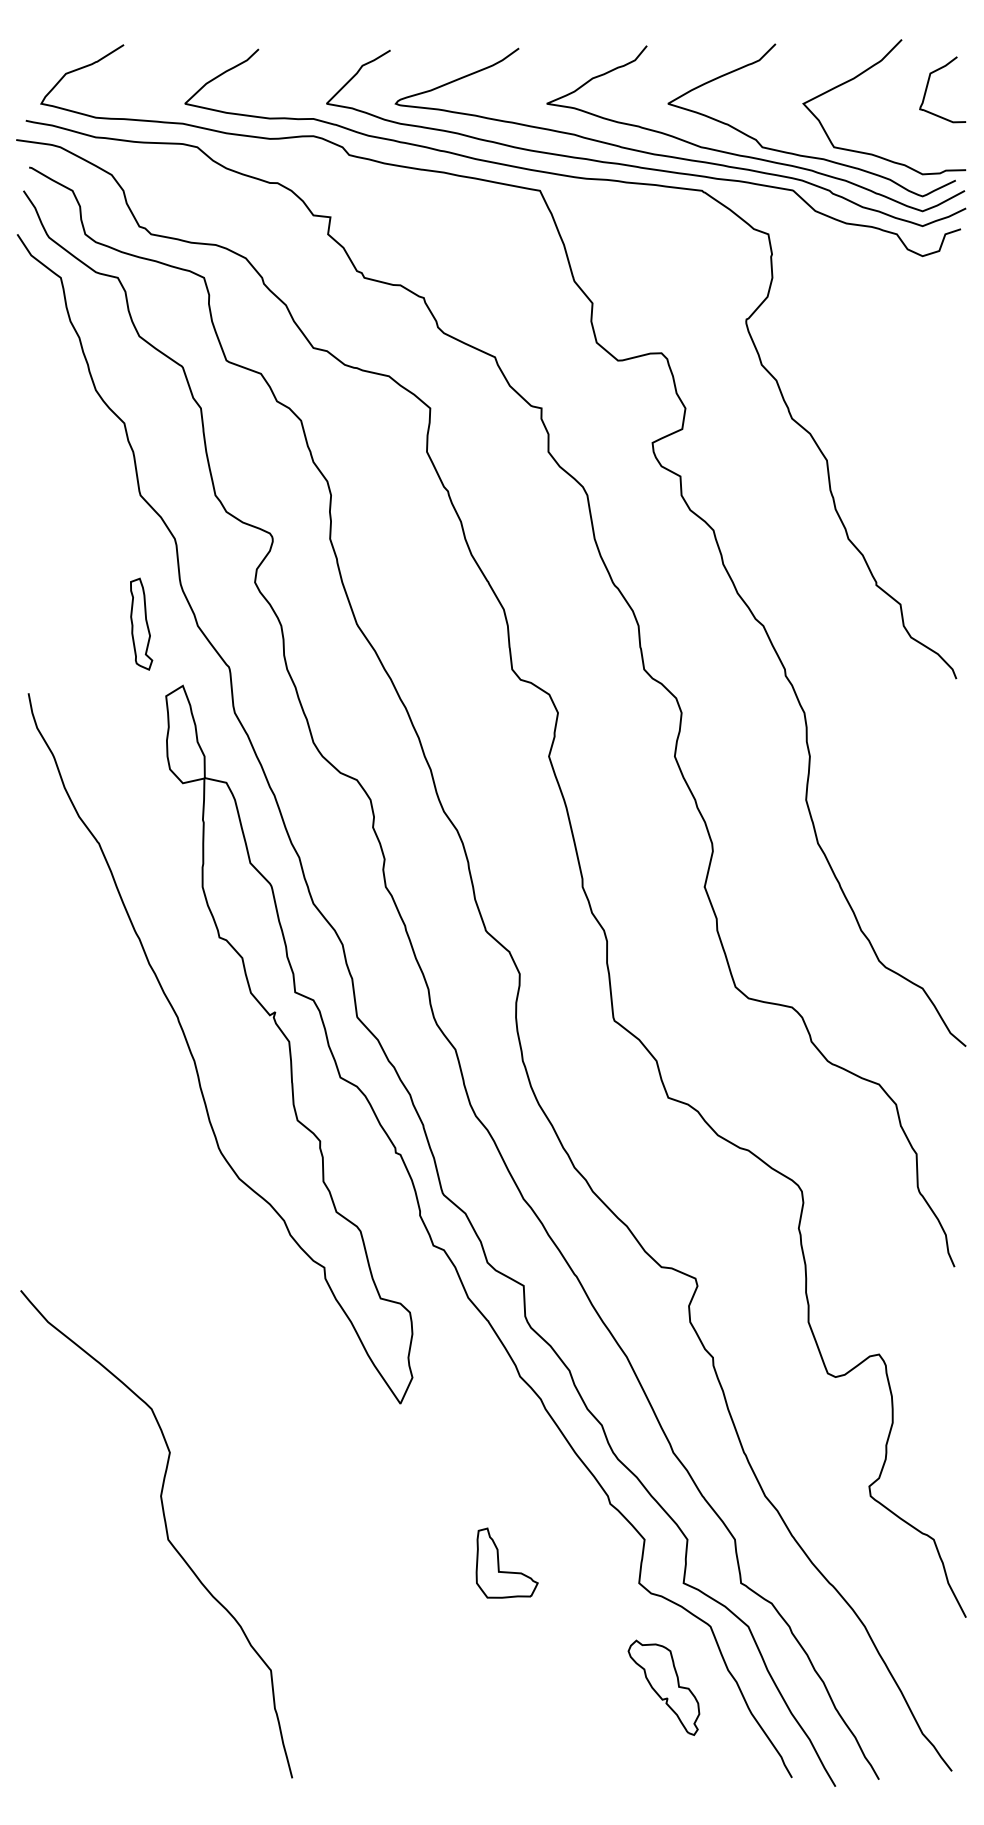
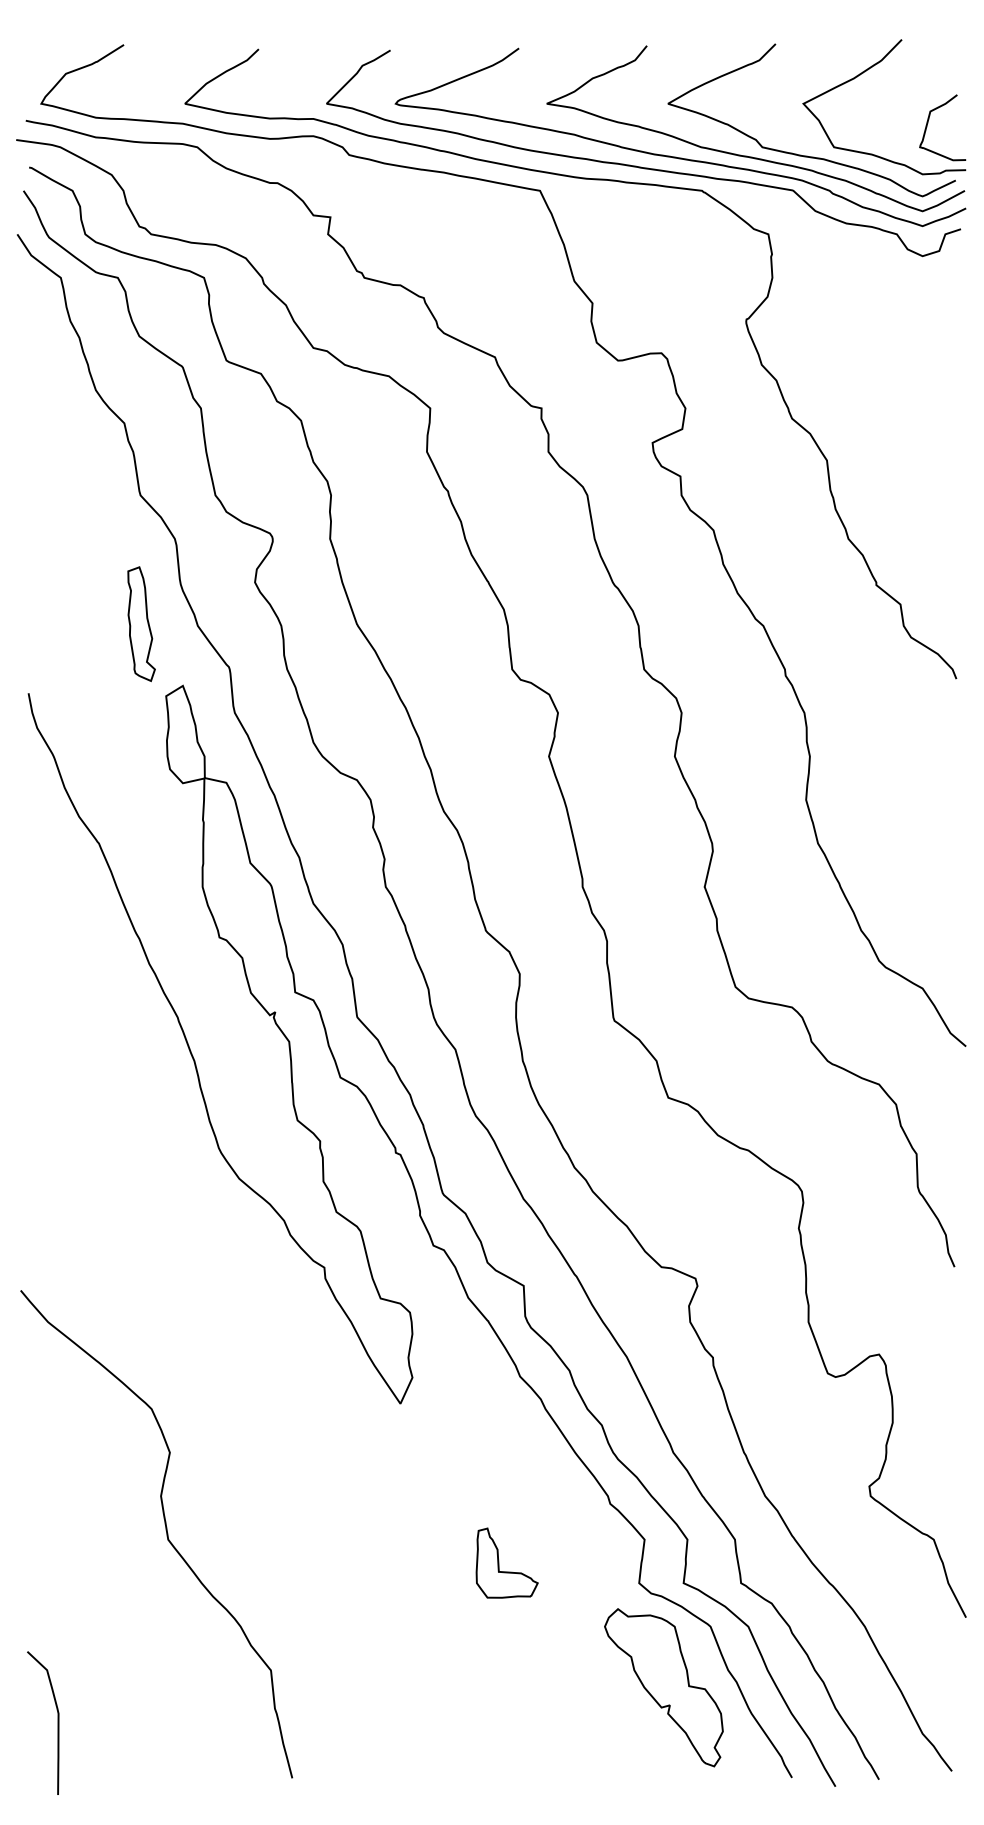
curve position: (928, 85) -> (928, 123) (928, 123)
part size: 24x94 px -> 29x117 px (141, 624)
part size: 74x97 px -> 120x160 px (663, 1687)
curve: none -> present (57, 1722)
